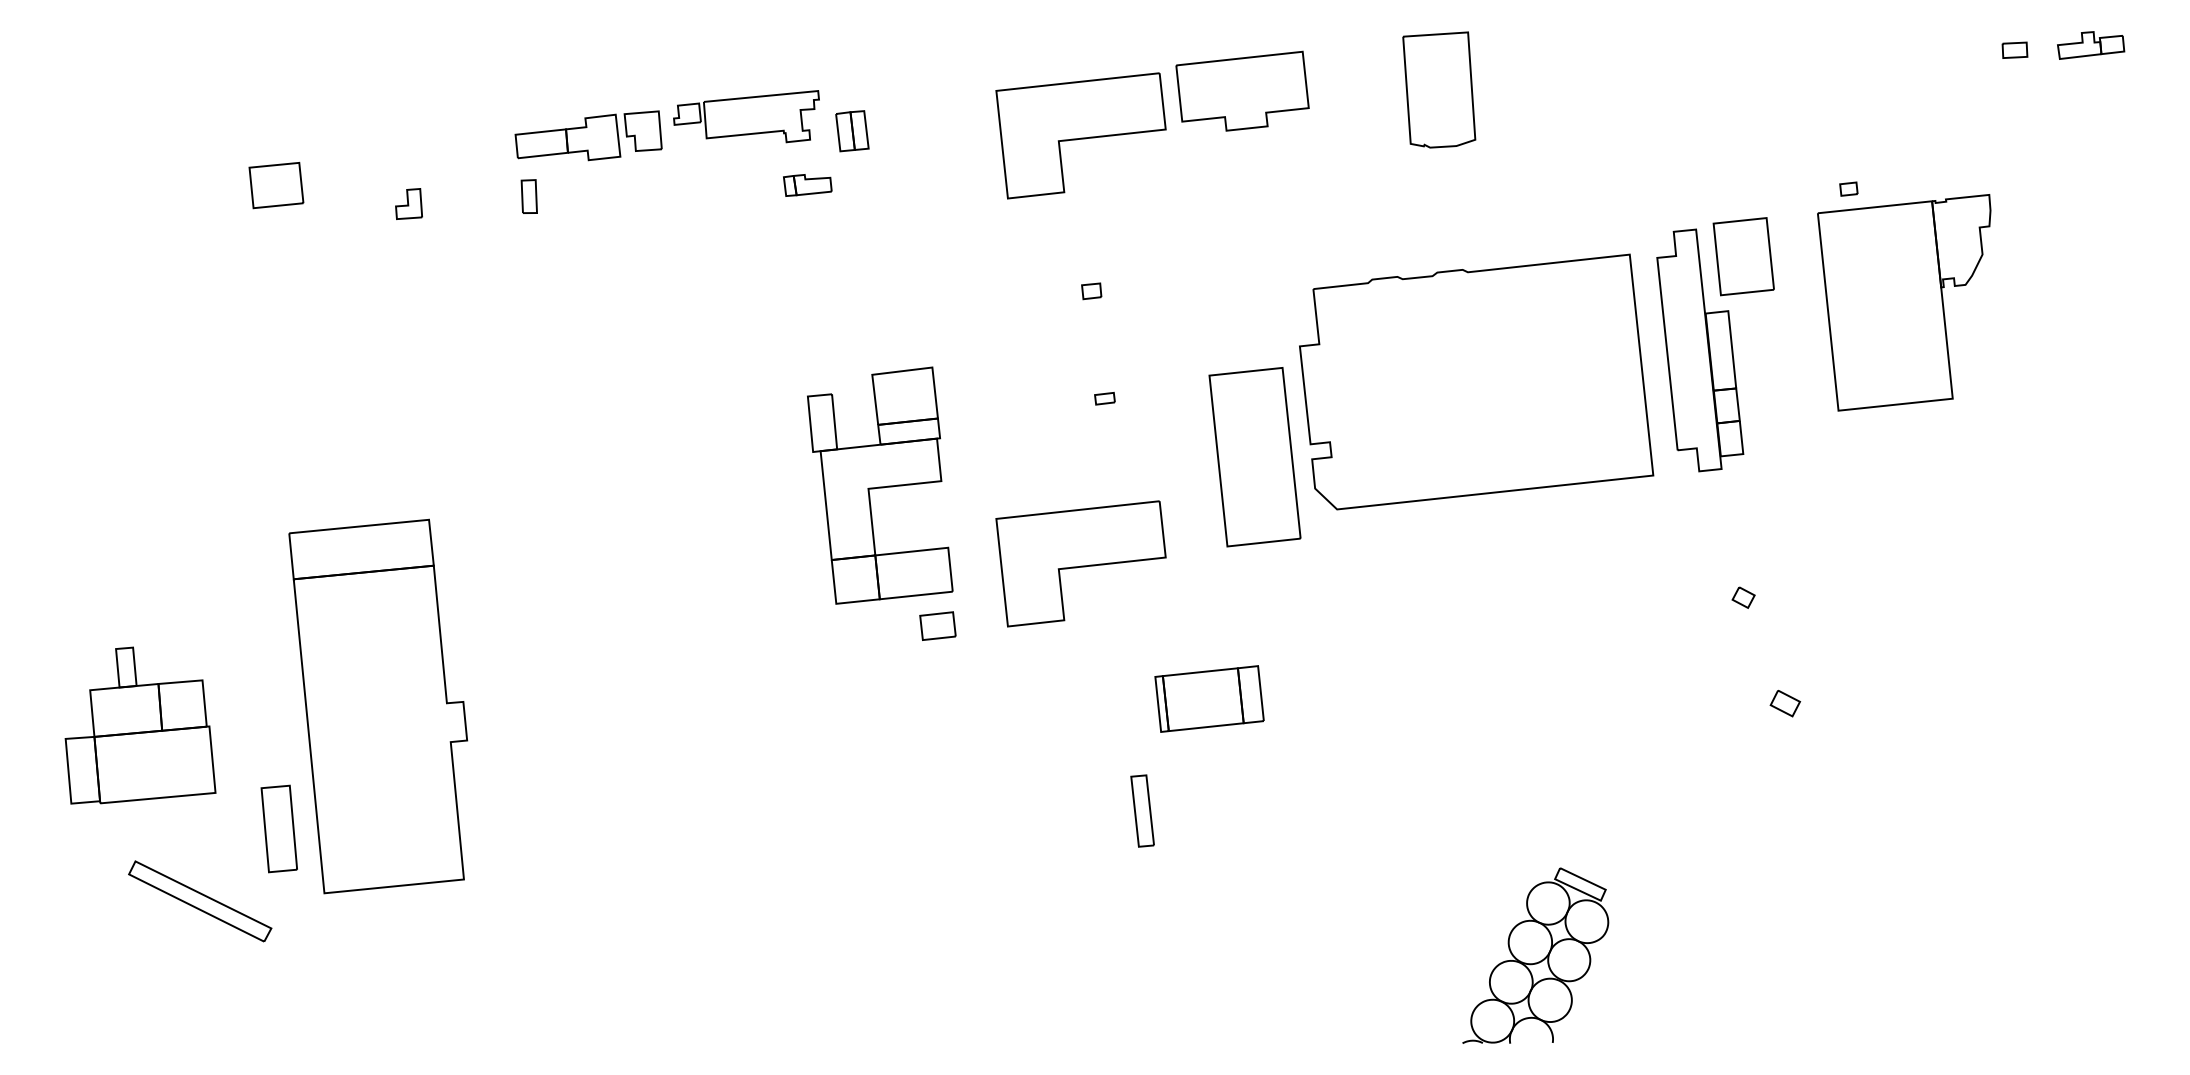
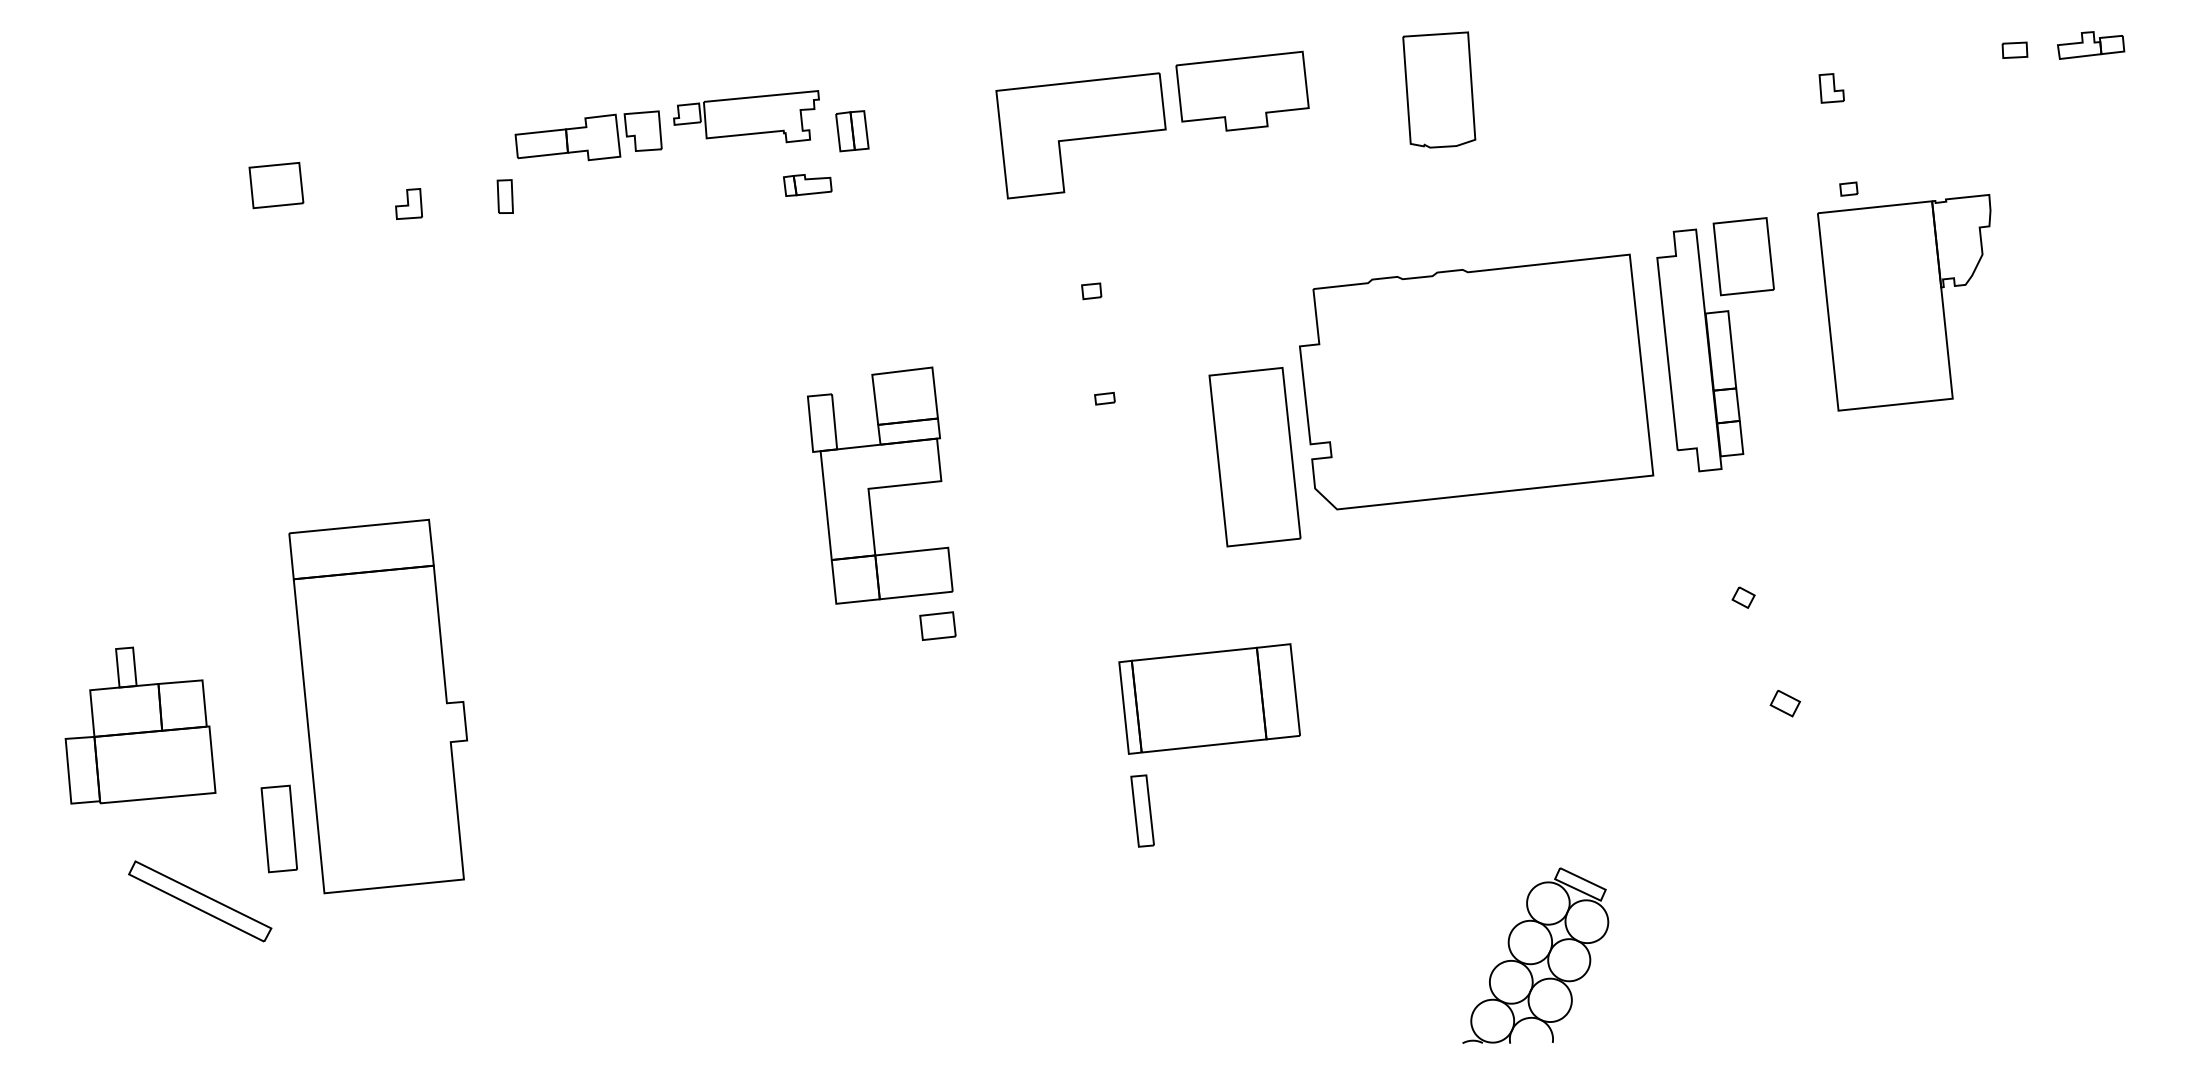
part: none -> present (1831, 88)
part position: (528, 196) -> (504, 196) (504, 196)
part: present -> none (1080, 563)
part size: 111x68 px -> 183x112 px (1209, 698)
